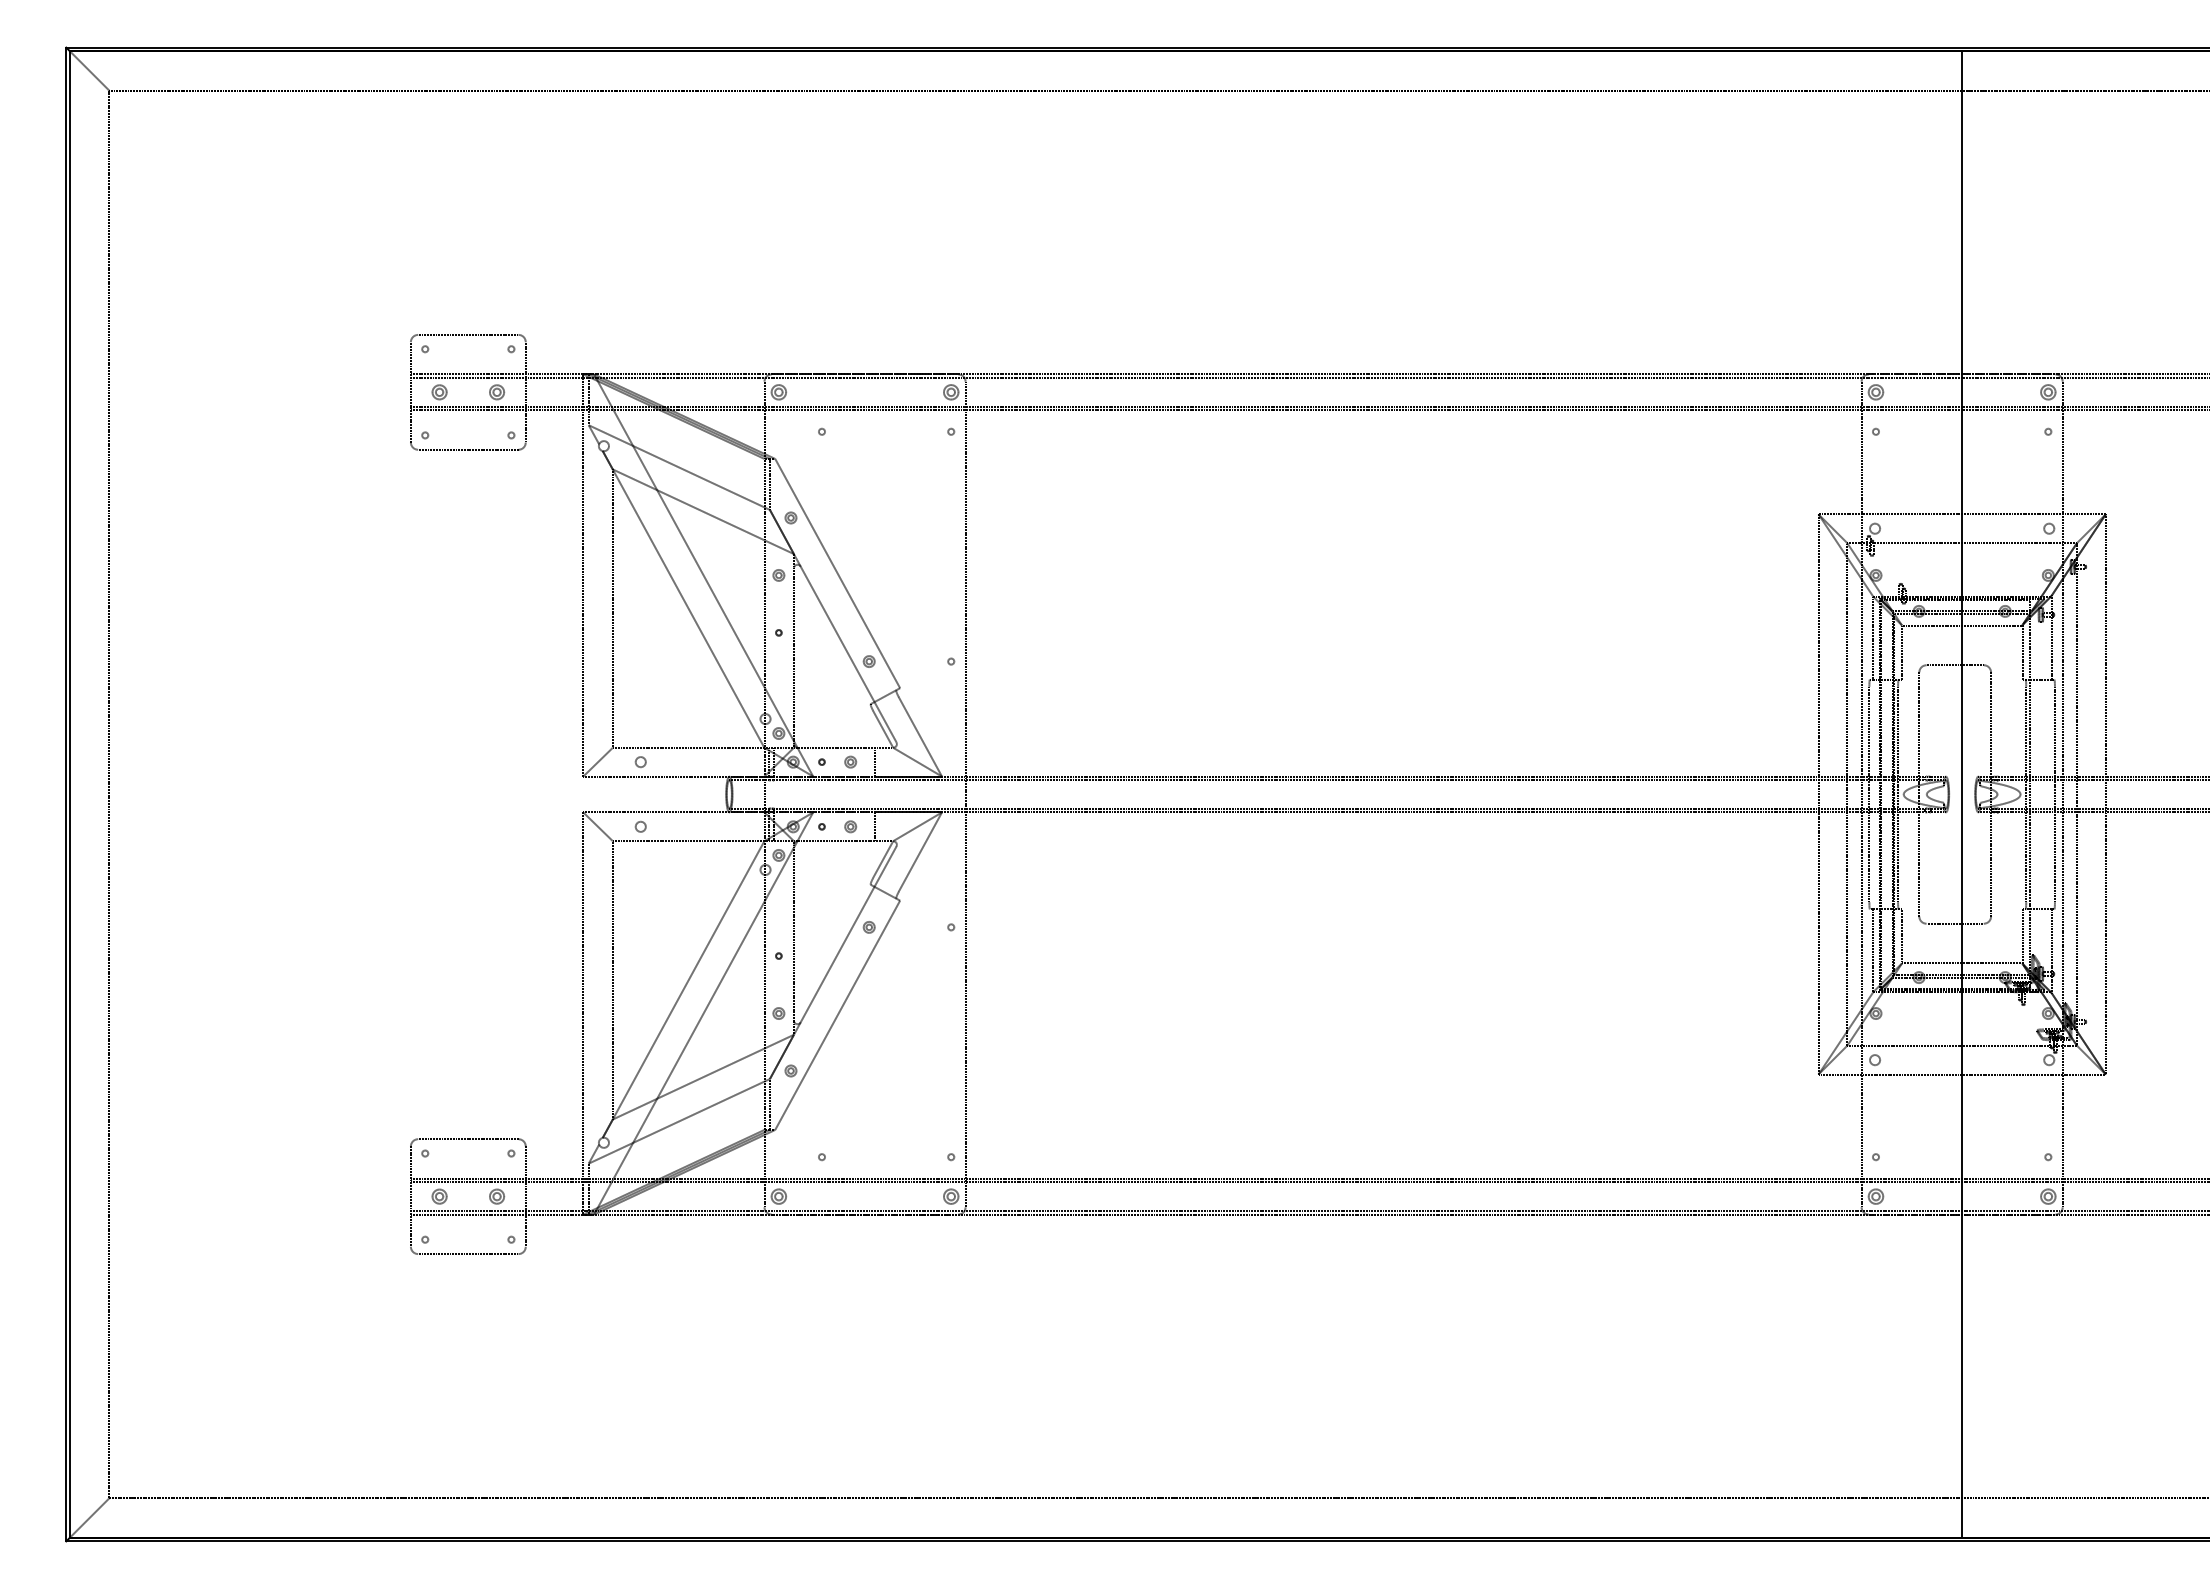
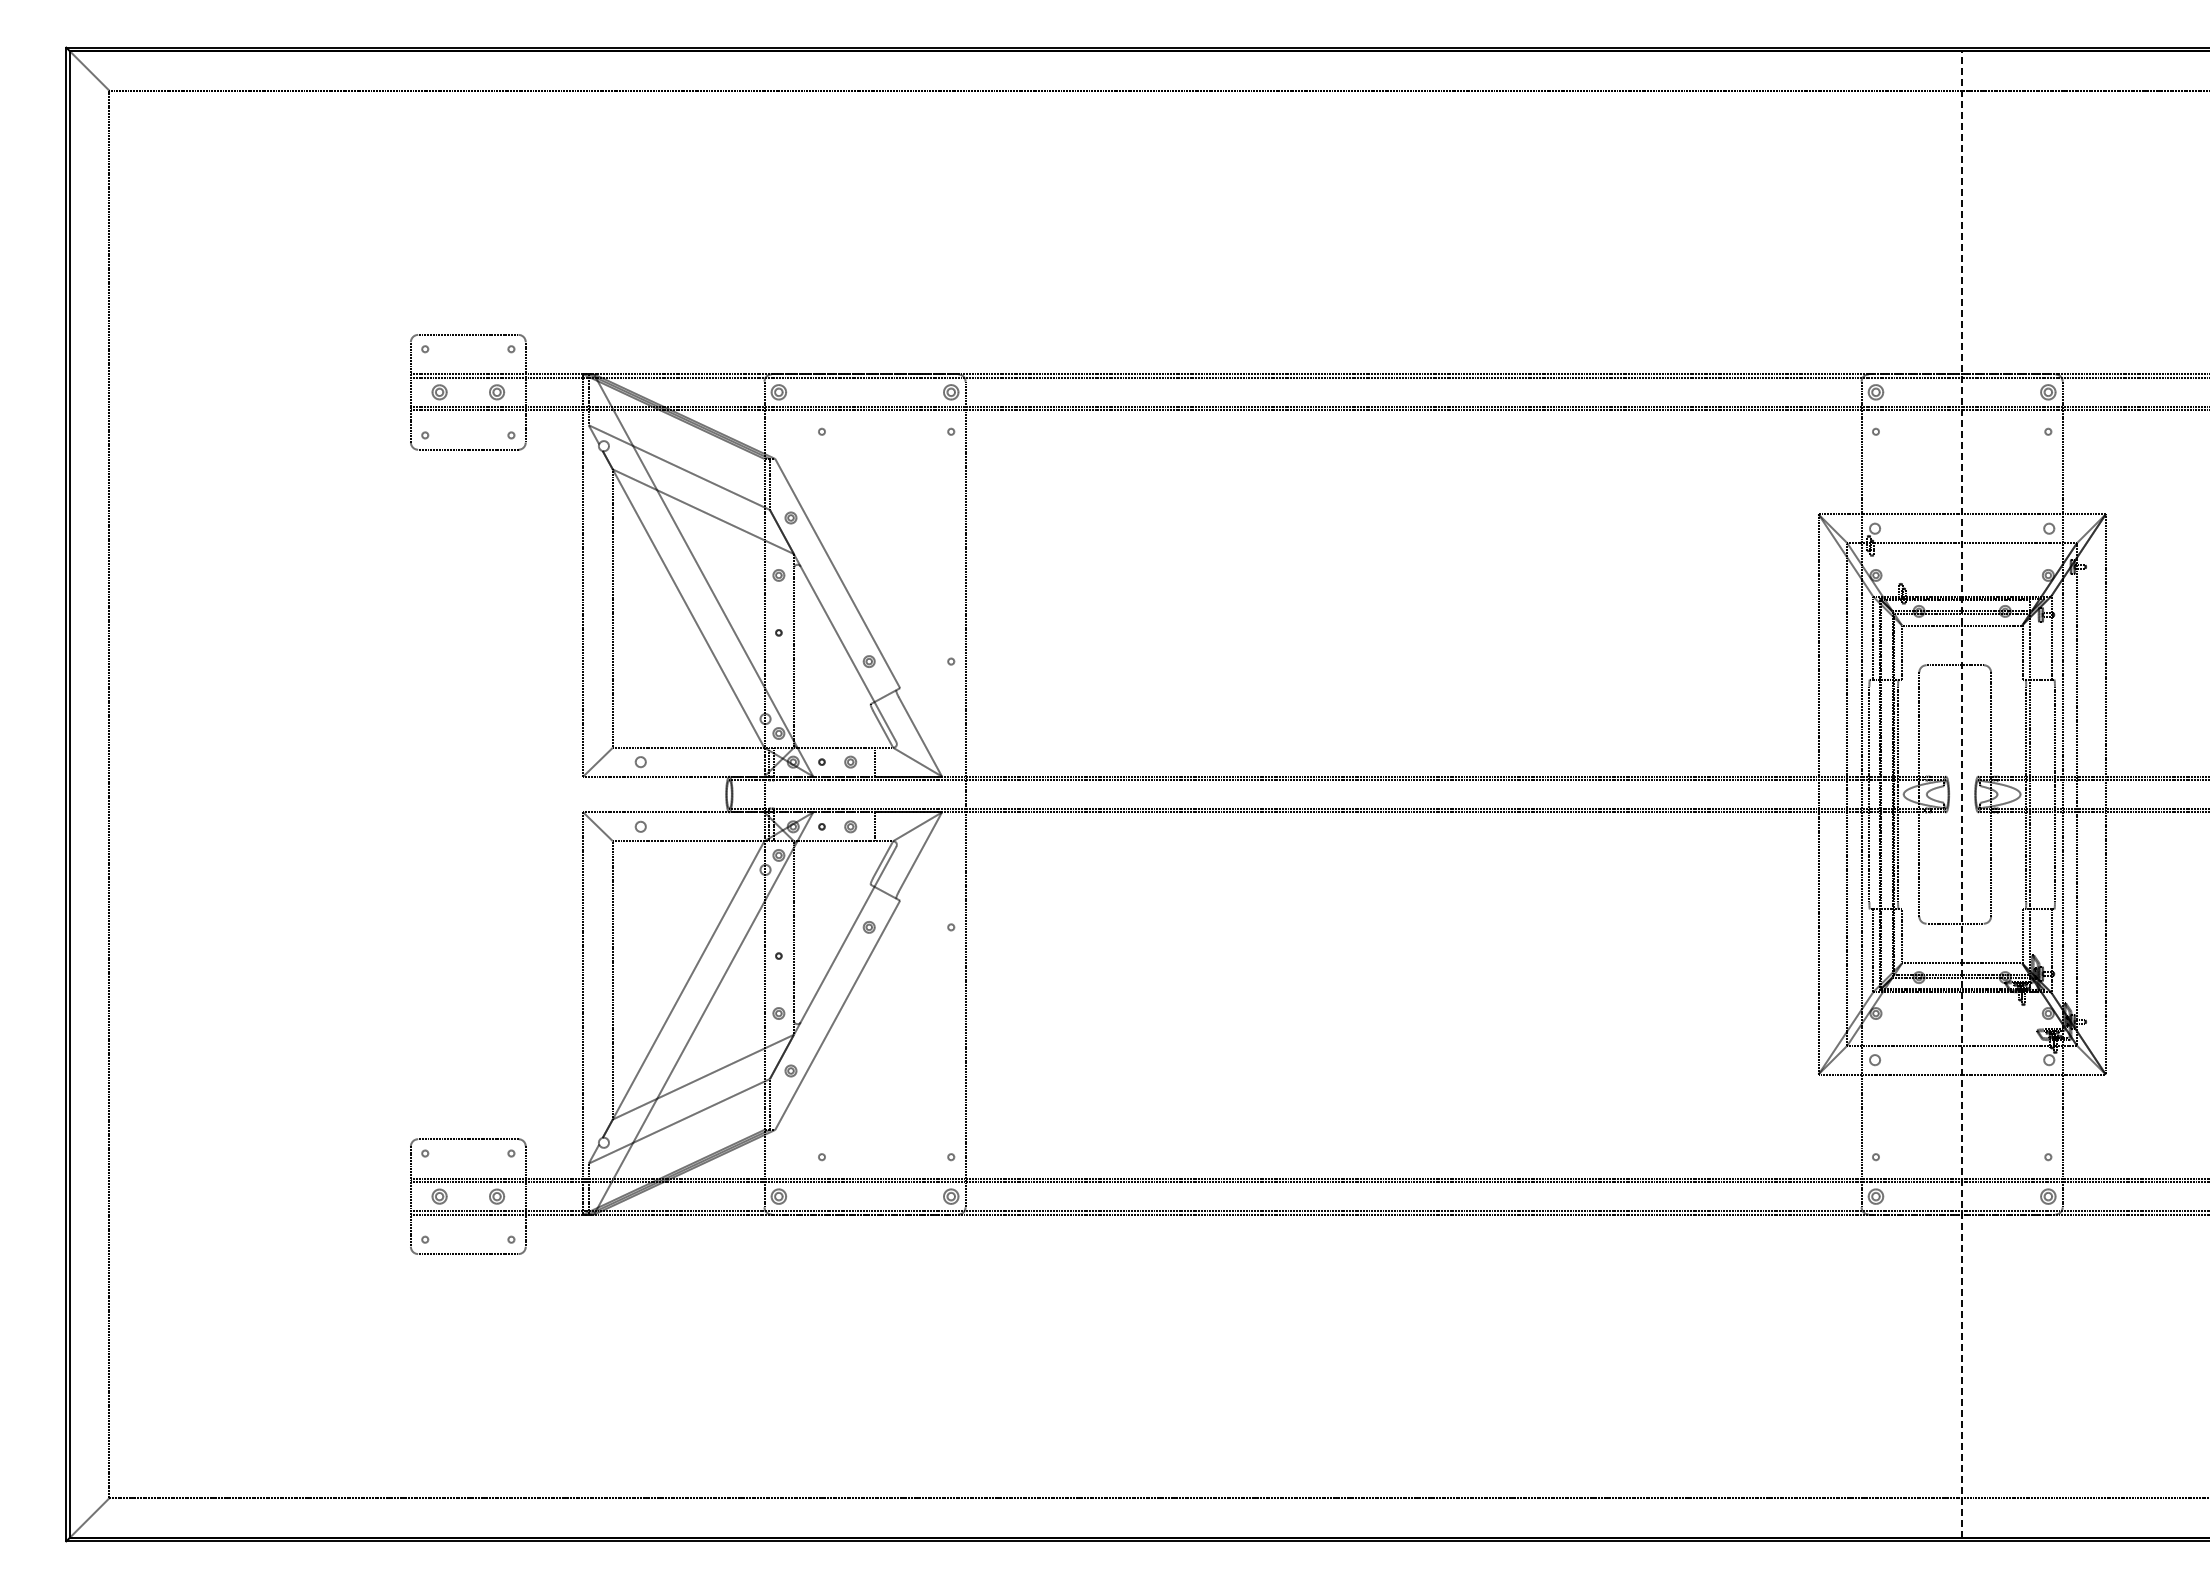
line: solid -> dashed (1962, 794)
